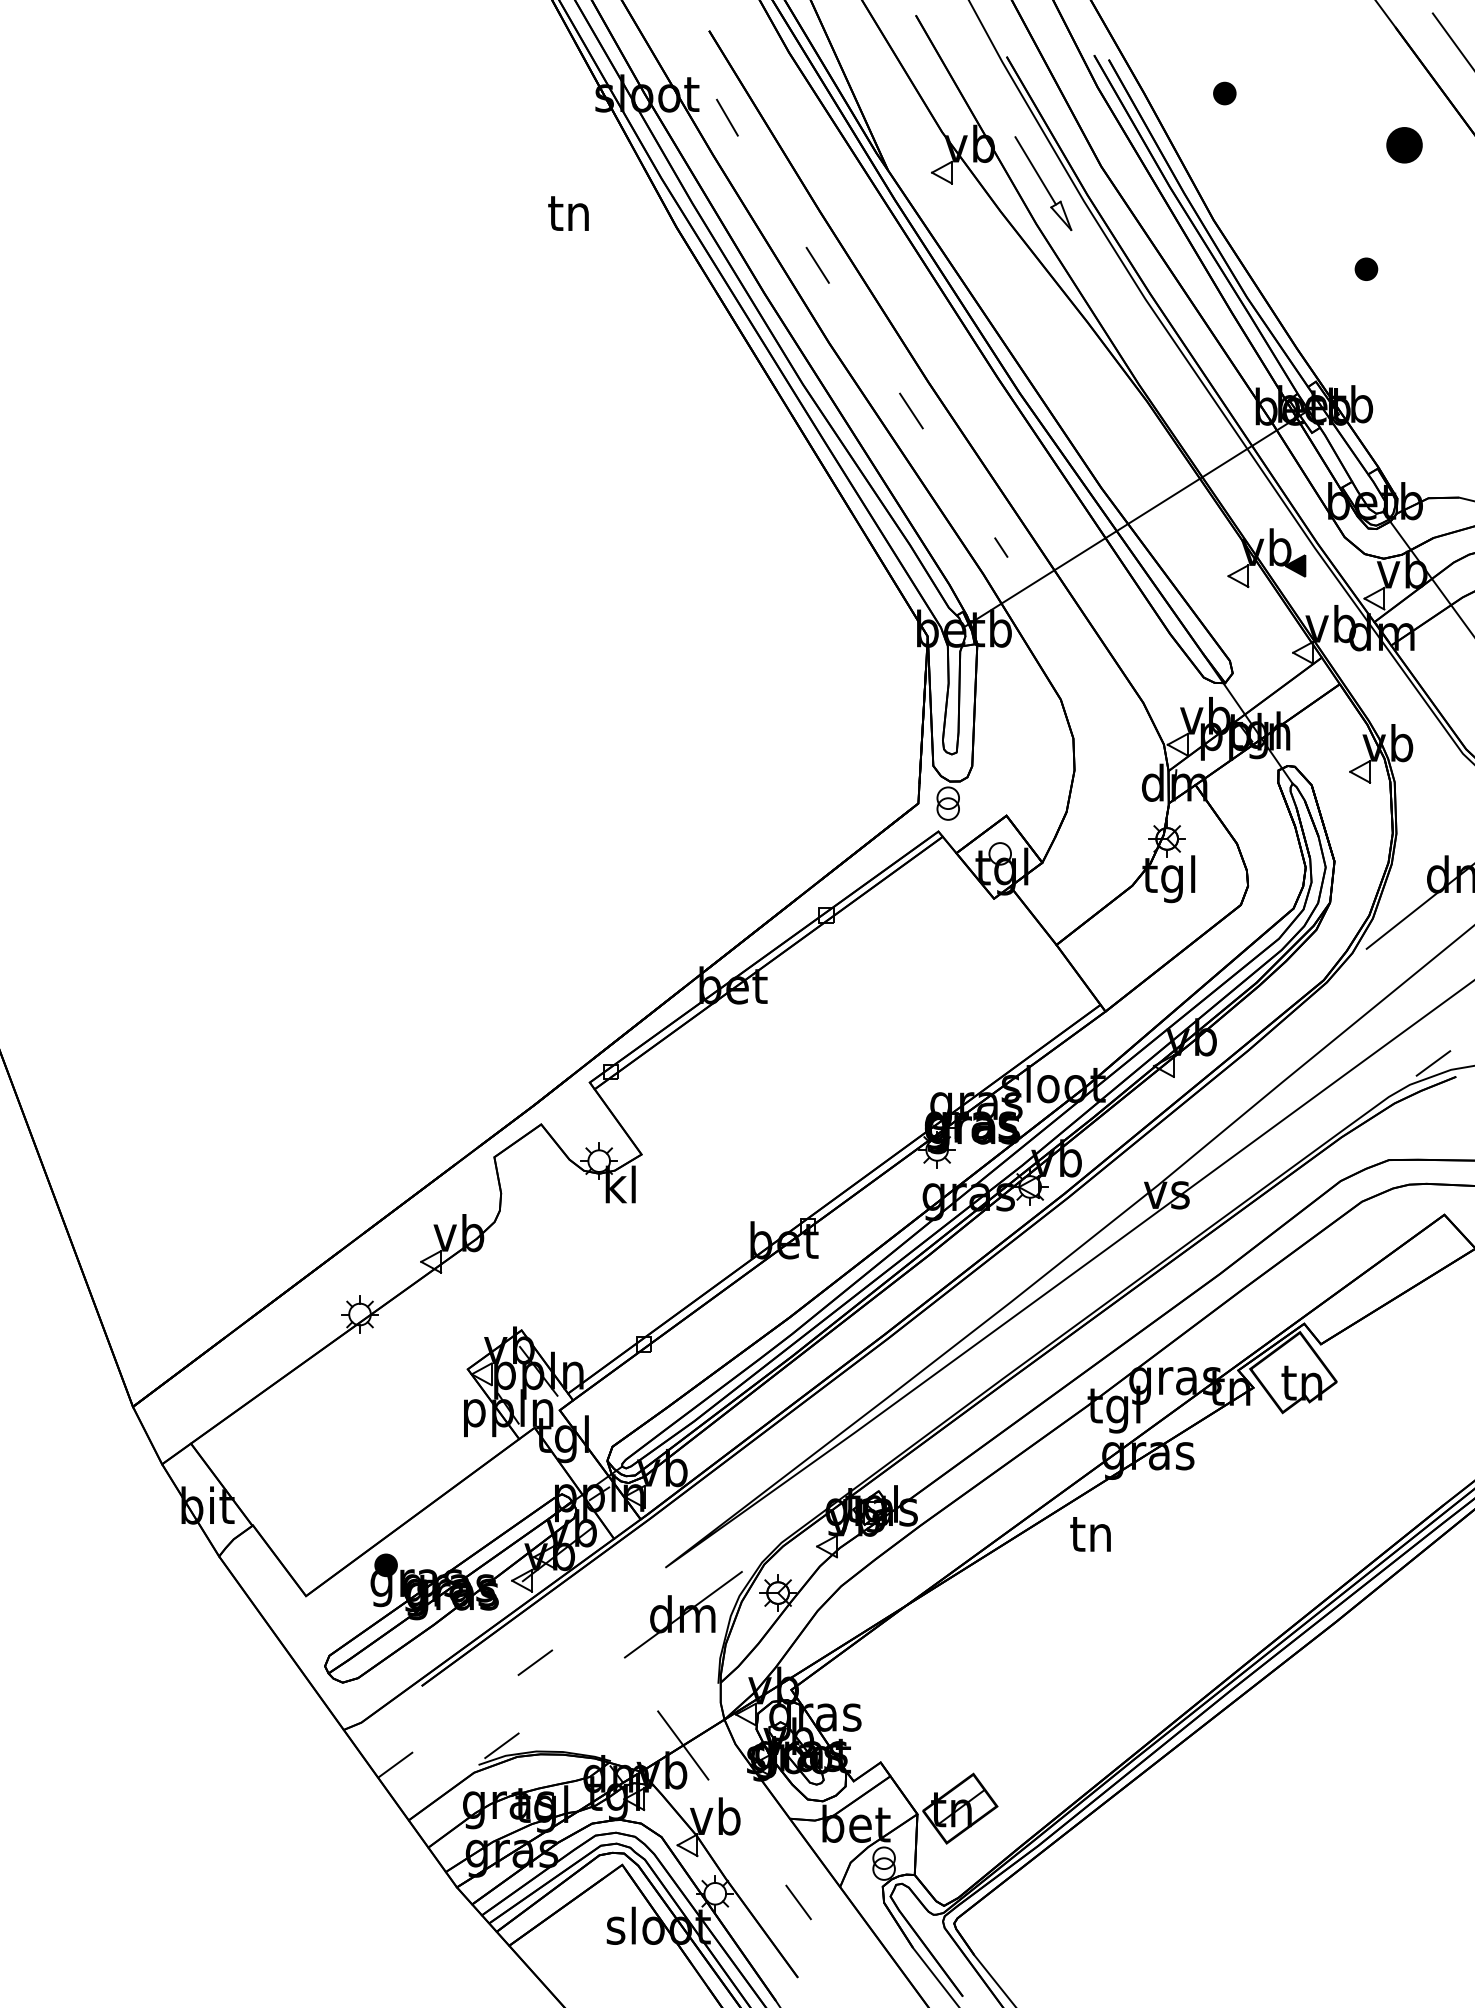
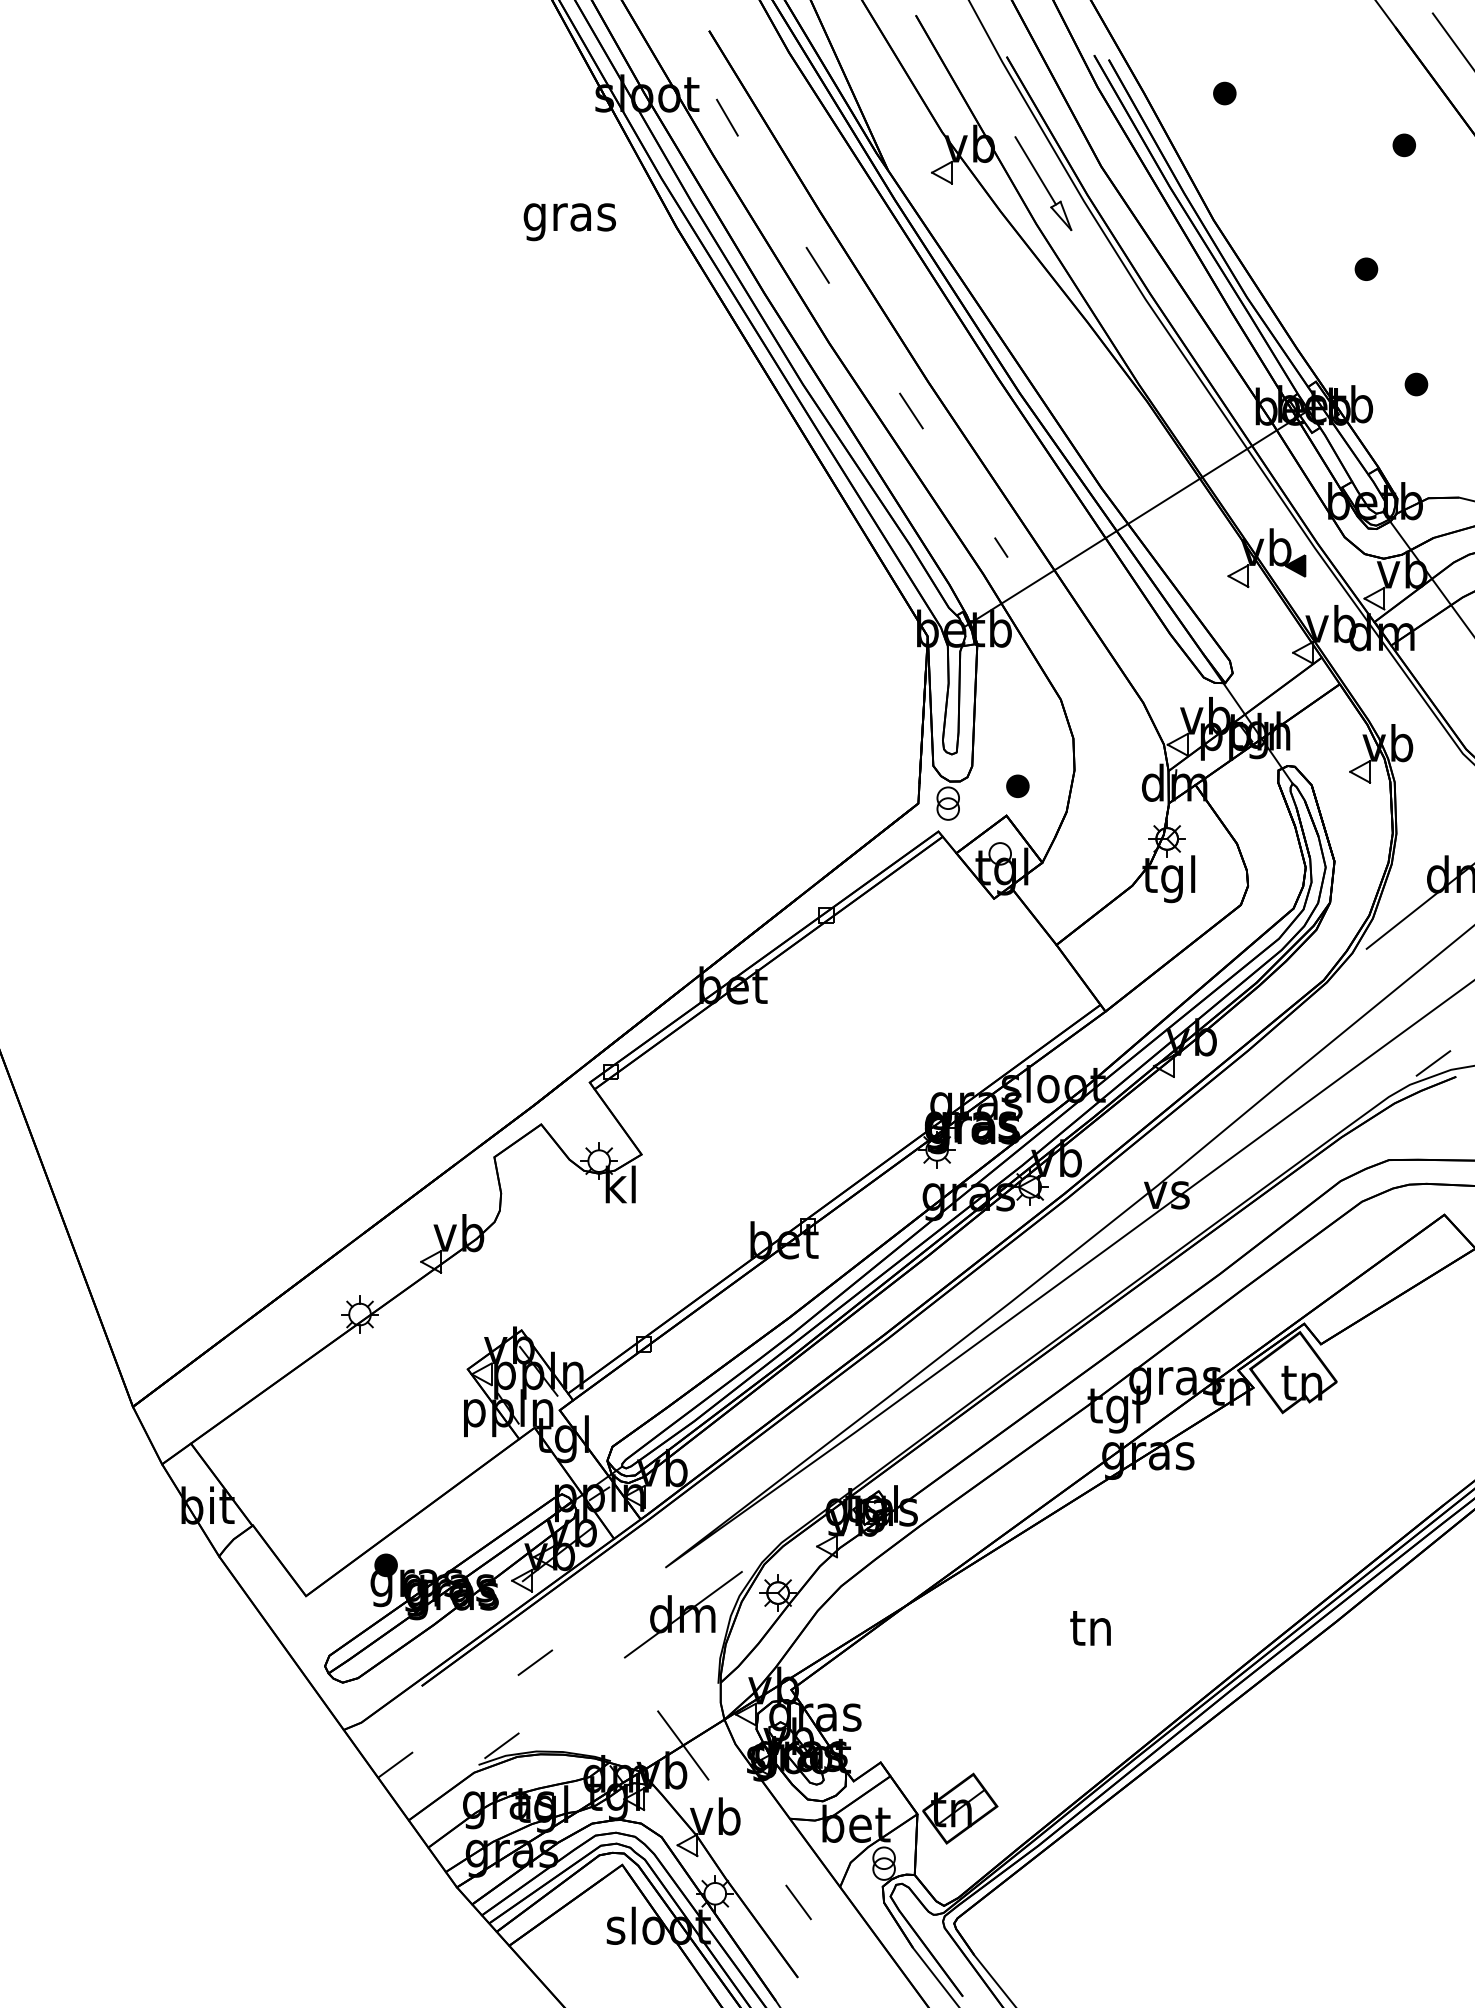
part size: 37x37 px -> 24x25 px (1403, 145)
text: tn -> gras (569, 218)
part: none -> present (1416, 384)
part: none -> present (1017, 785)
text position: (1090, 1534) -> (1090, 1628) (1090, 1628)
